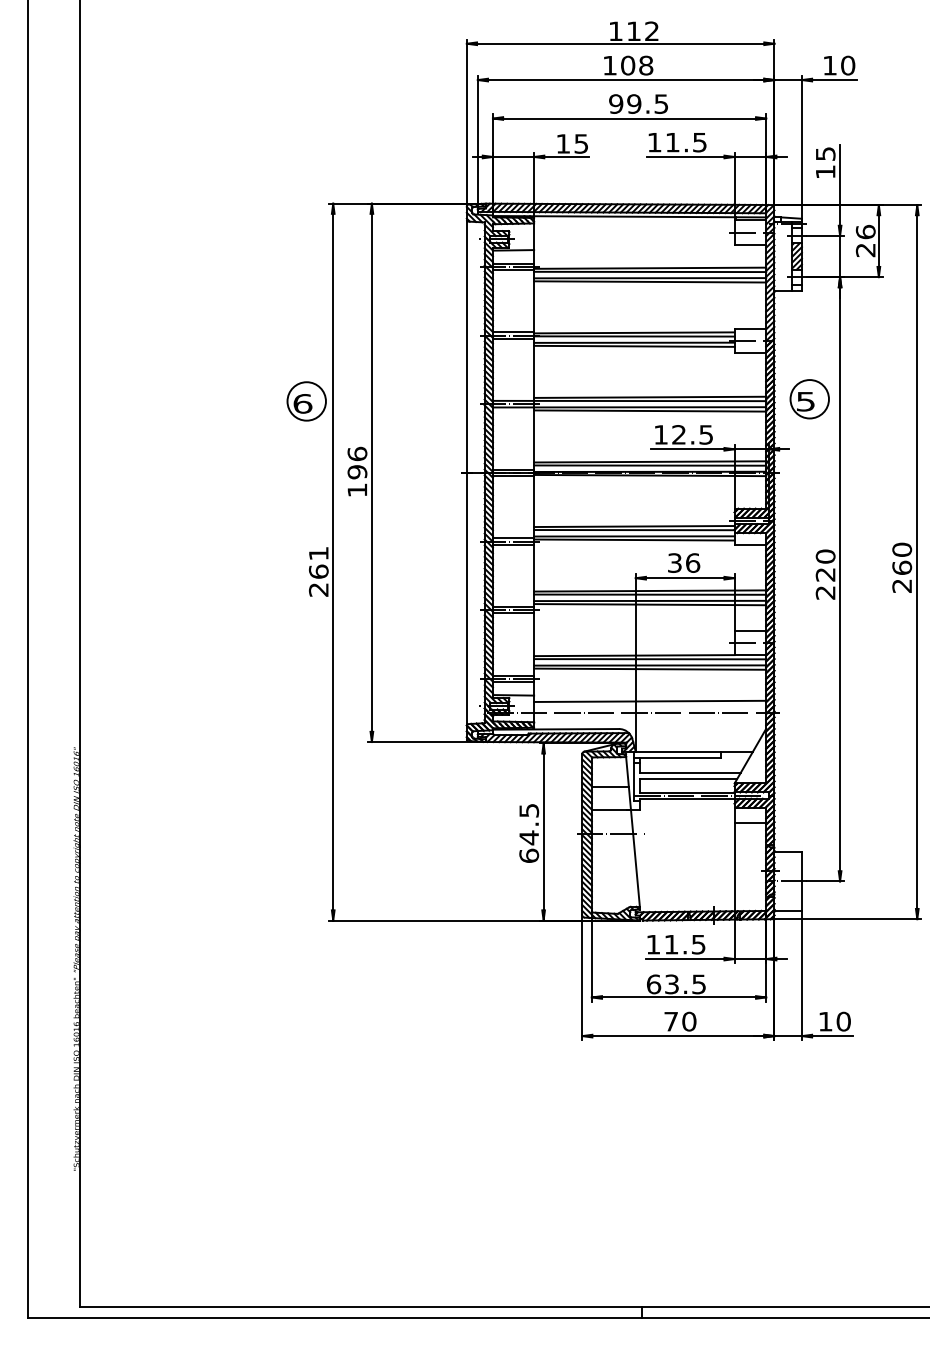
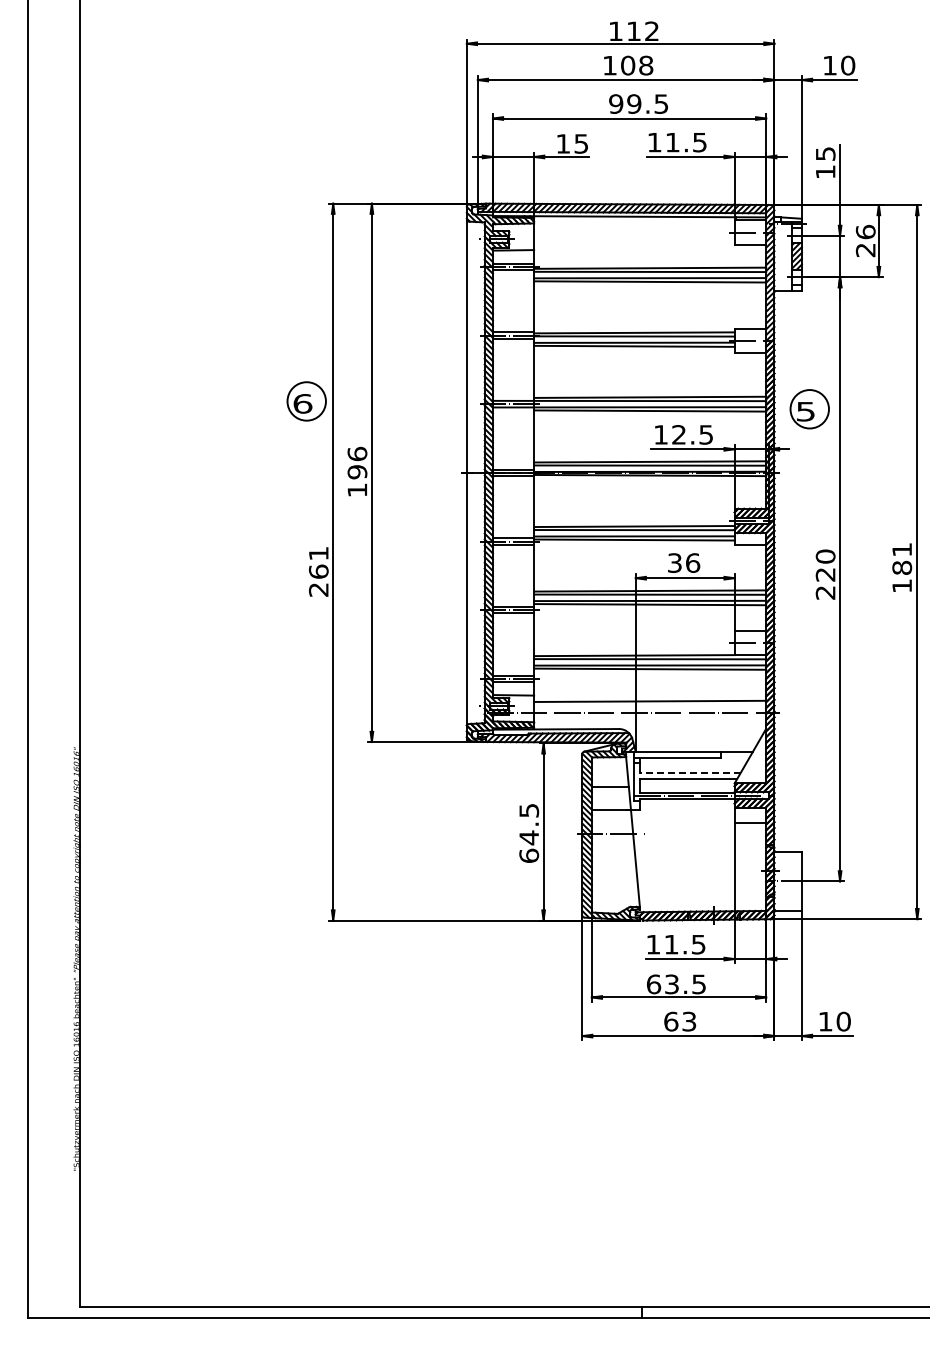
part position: (809, 399) -> (809, 409) (809, 409)
text: 260 -> 181 (902, 567)
line: solid -> dashed (689, 773)
text: 70 -> 63 (680, 1021)
